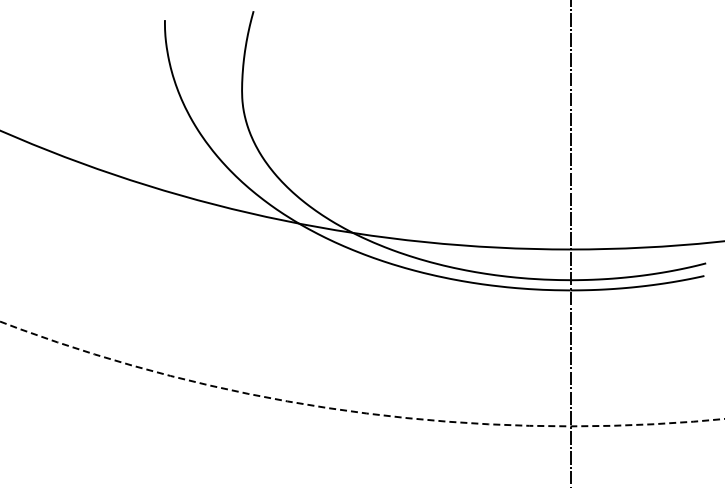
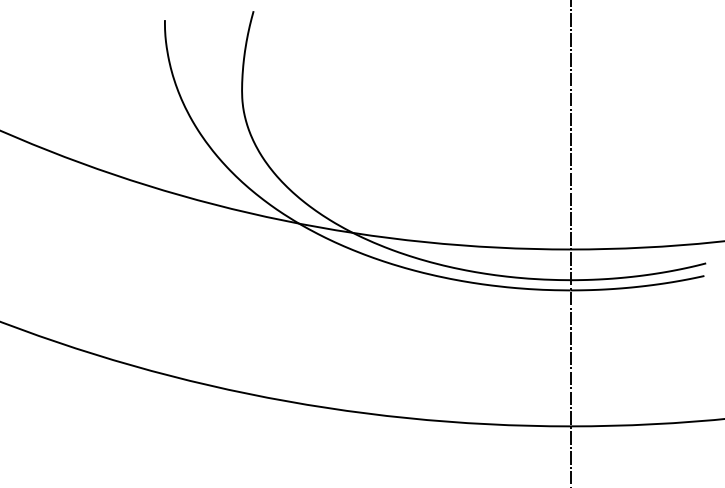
circle: dashed -> solid (362, 373)
